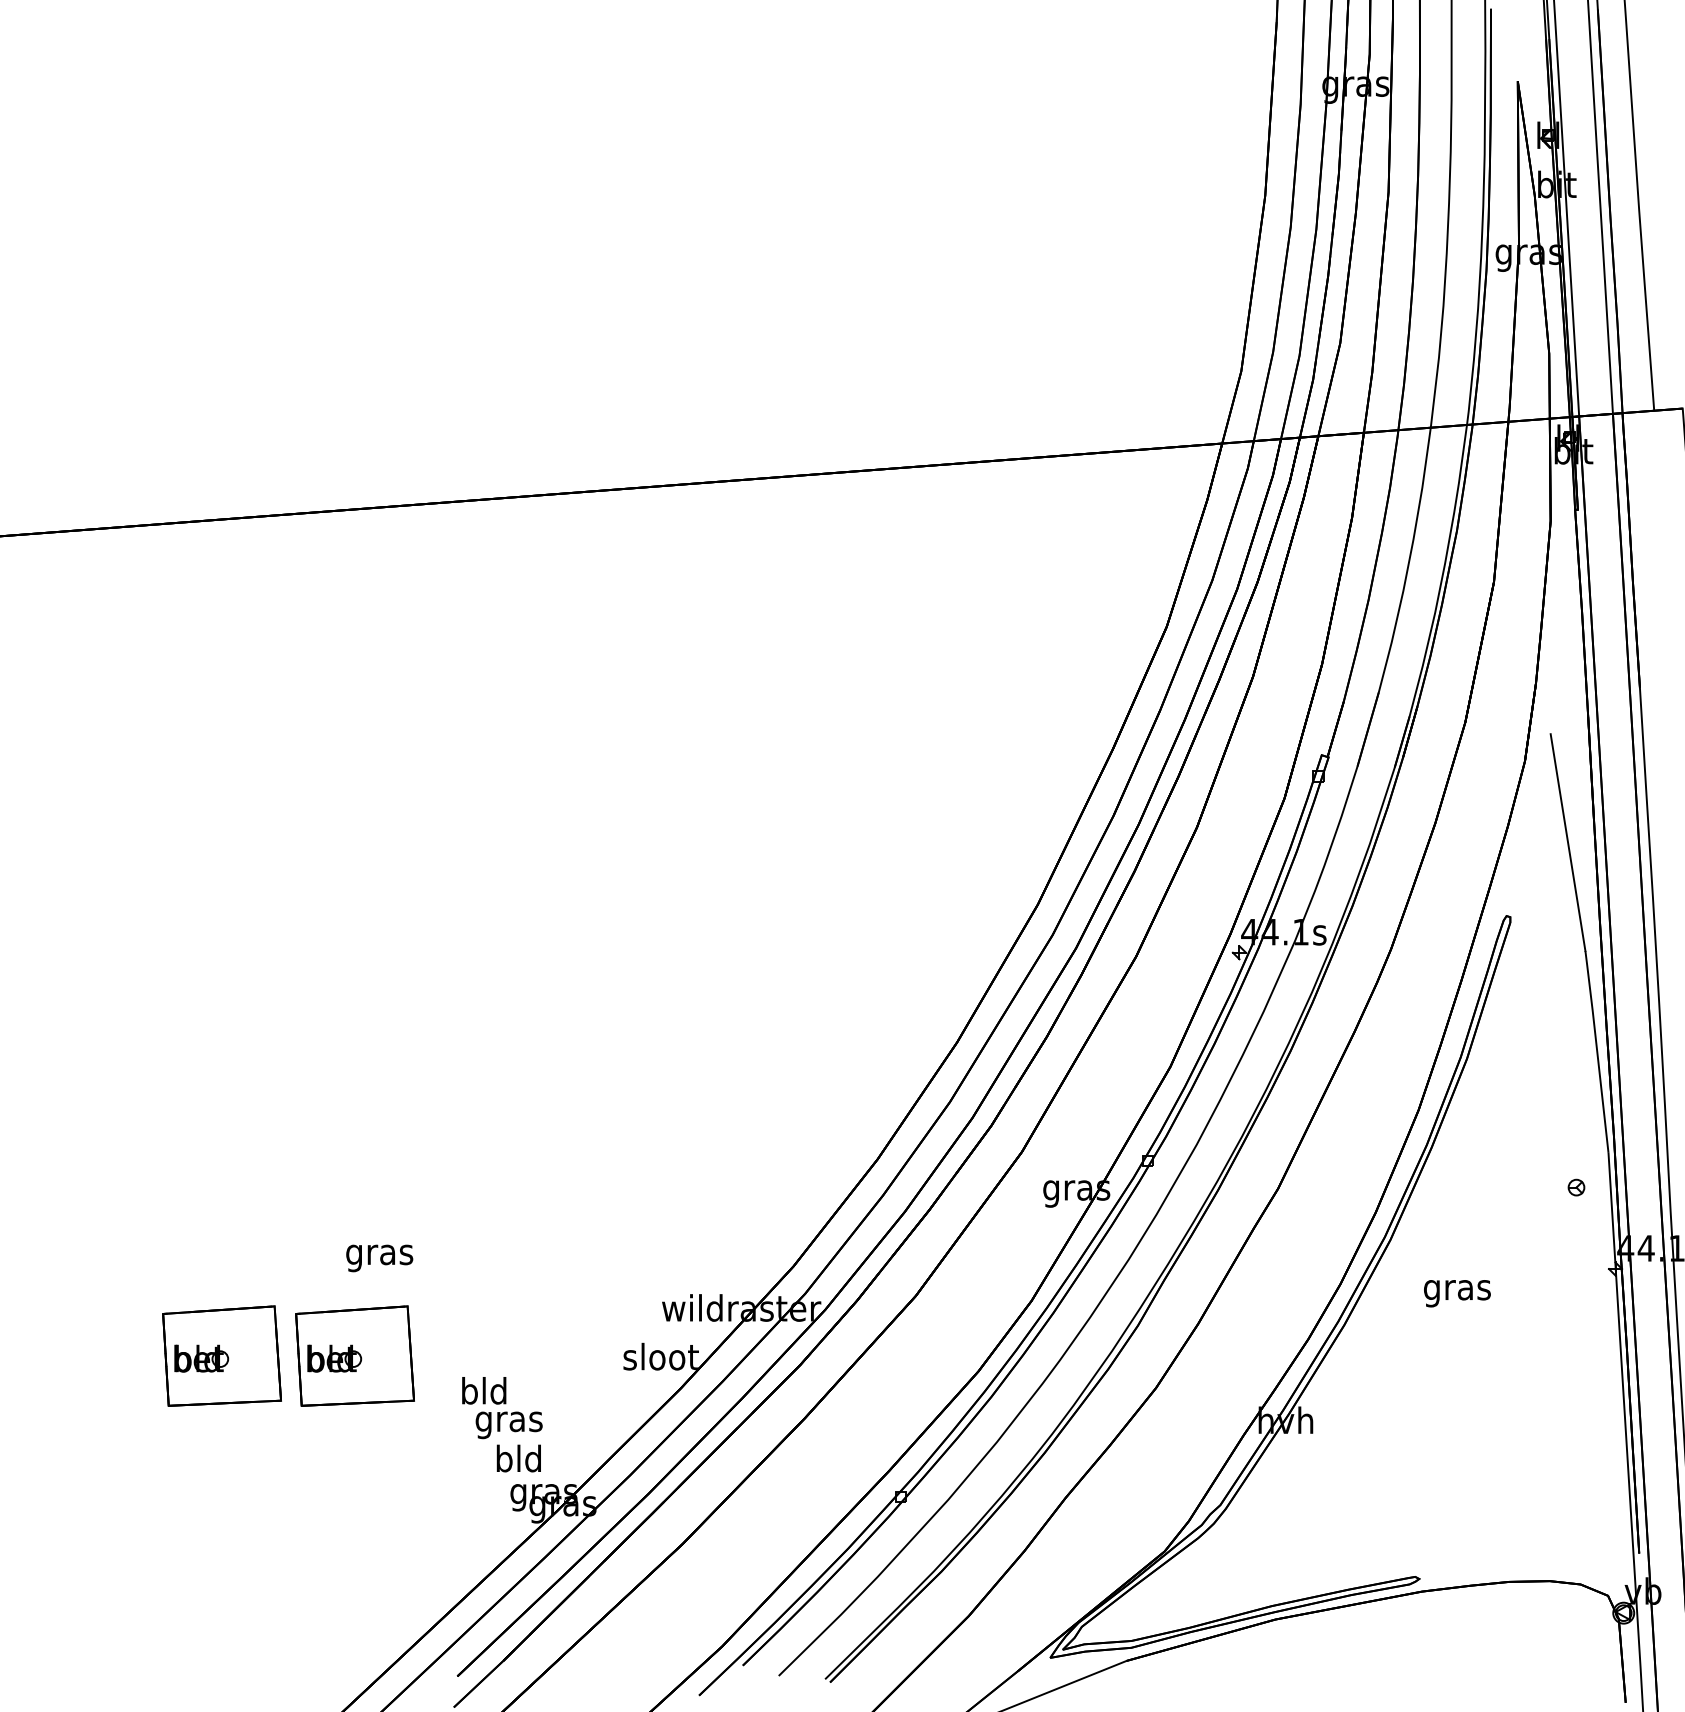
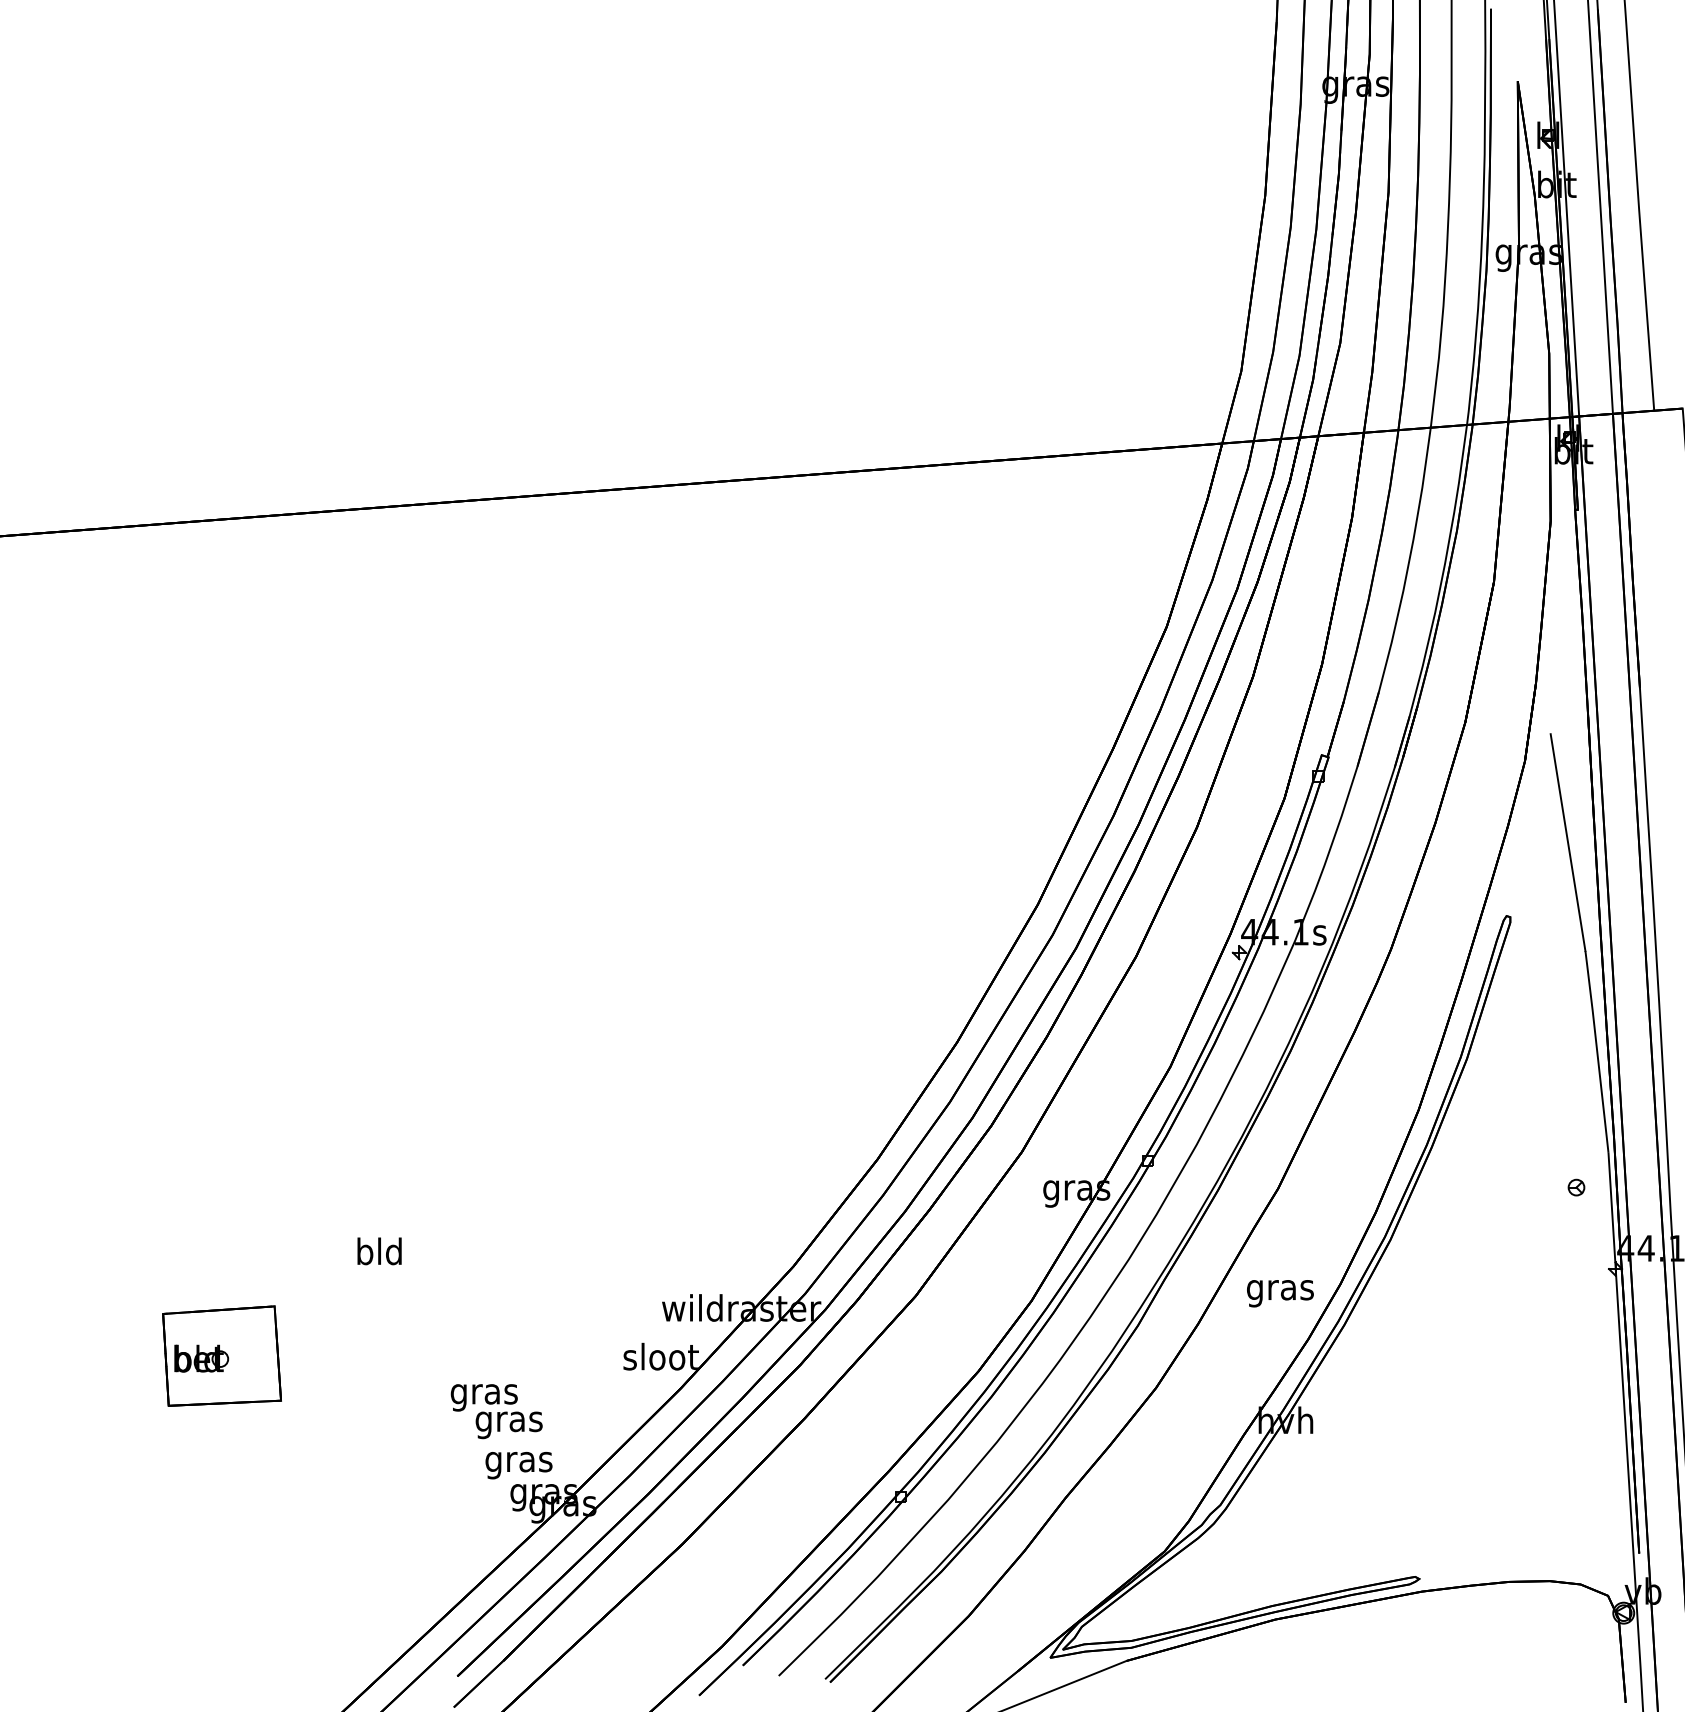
text: gras -> bld (379, 1254)
text position: (1457, 1293) -> (1280, 1293) (1280, 1293)
part: present -> none (354, 1355)
text: bld -> gras (483, 1394)
text: bld -> gras (518, 1461)
